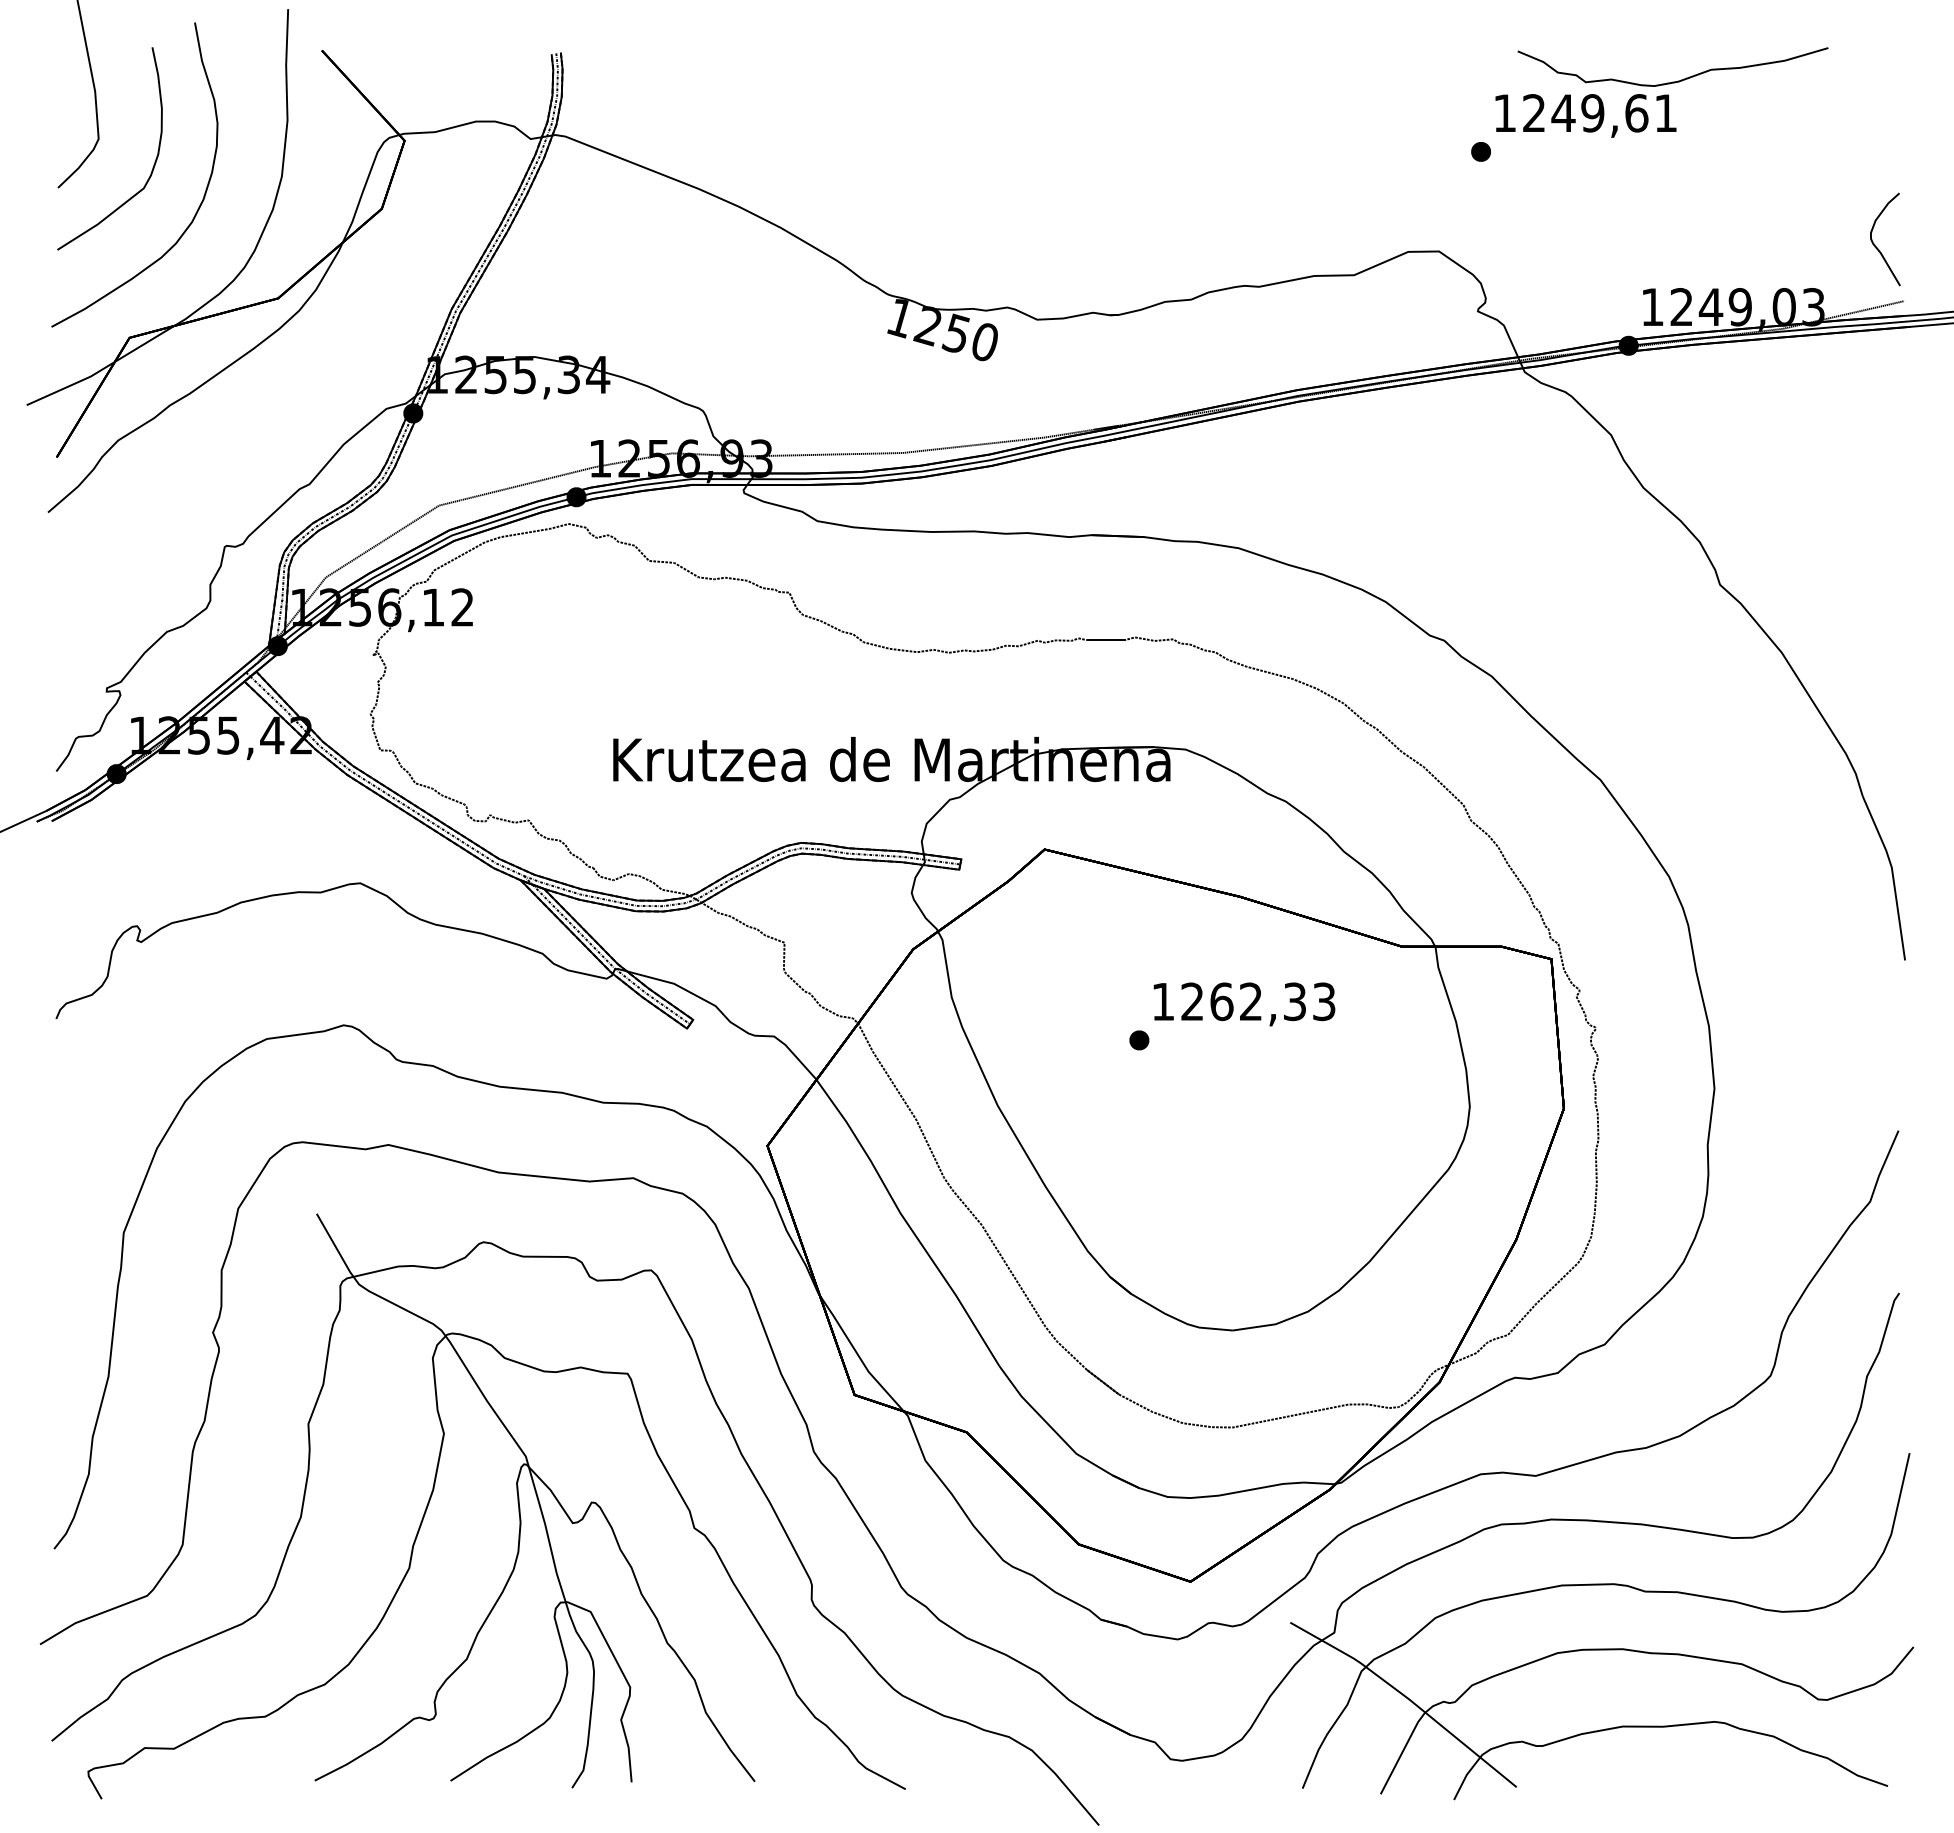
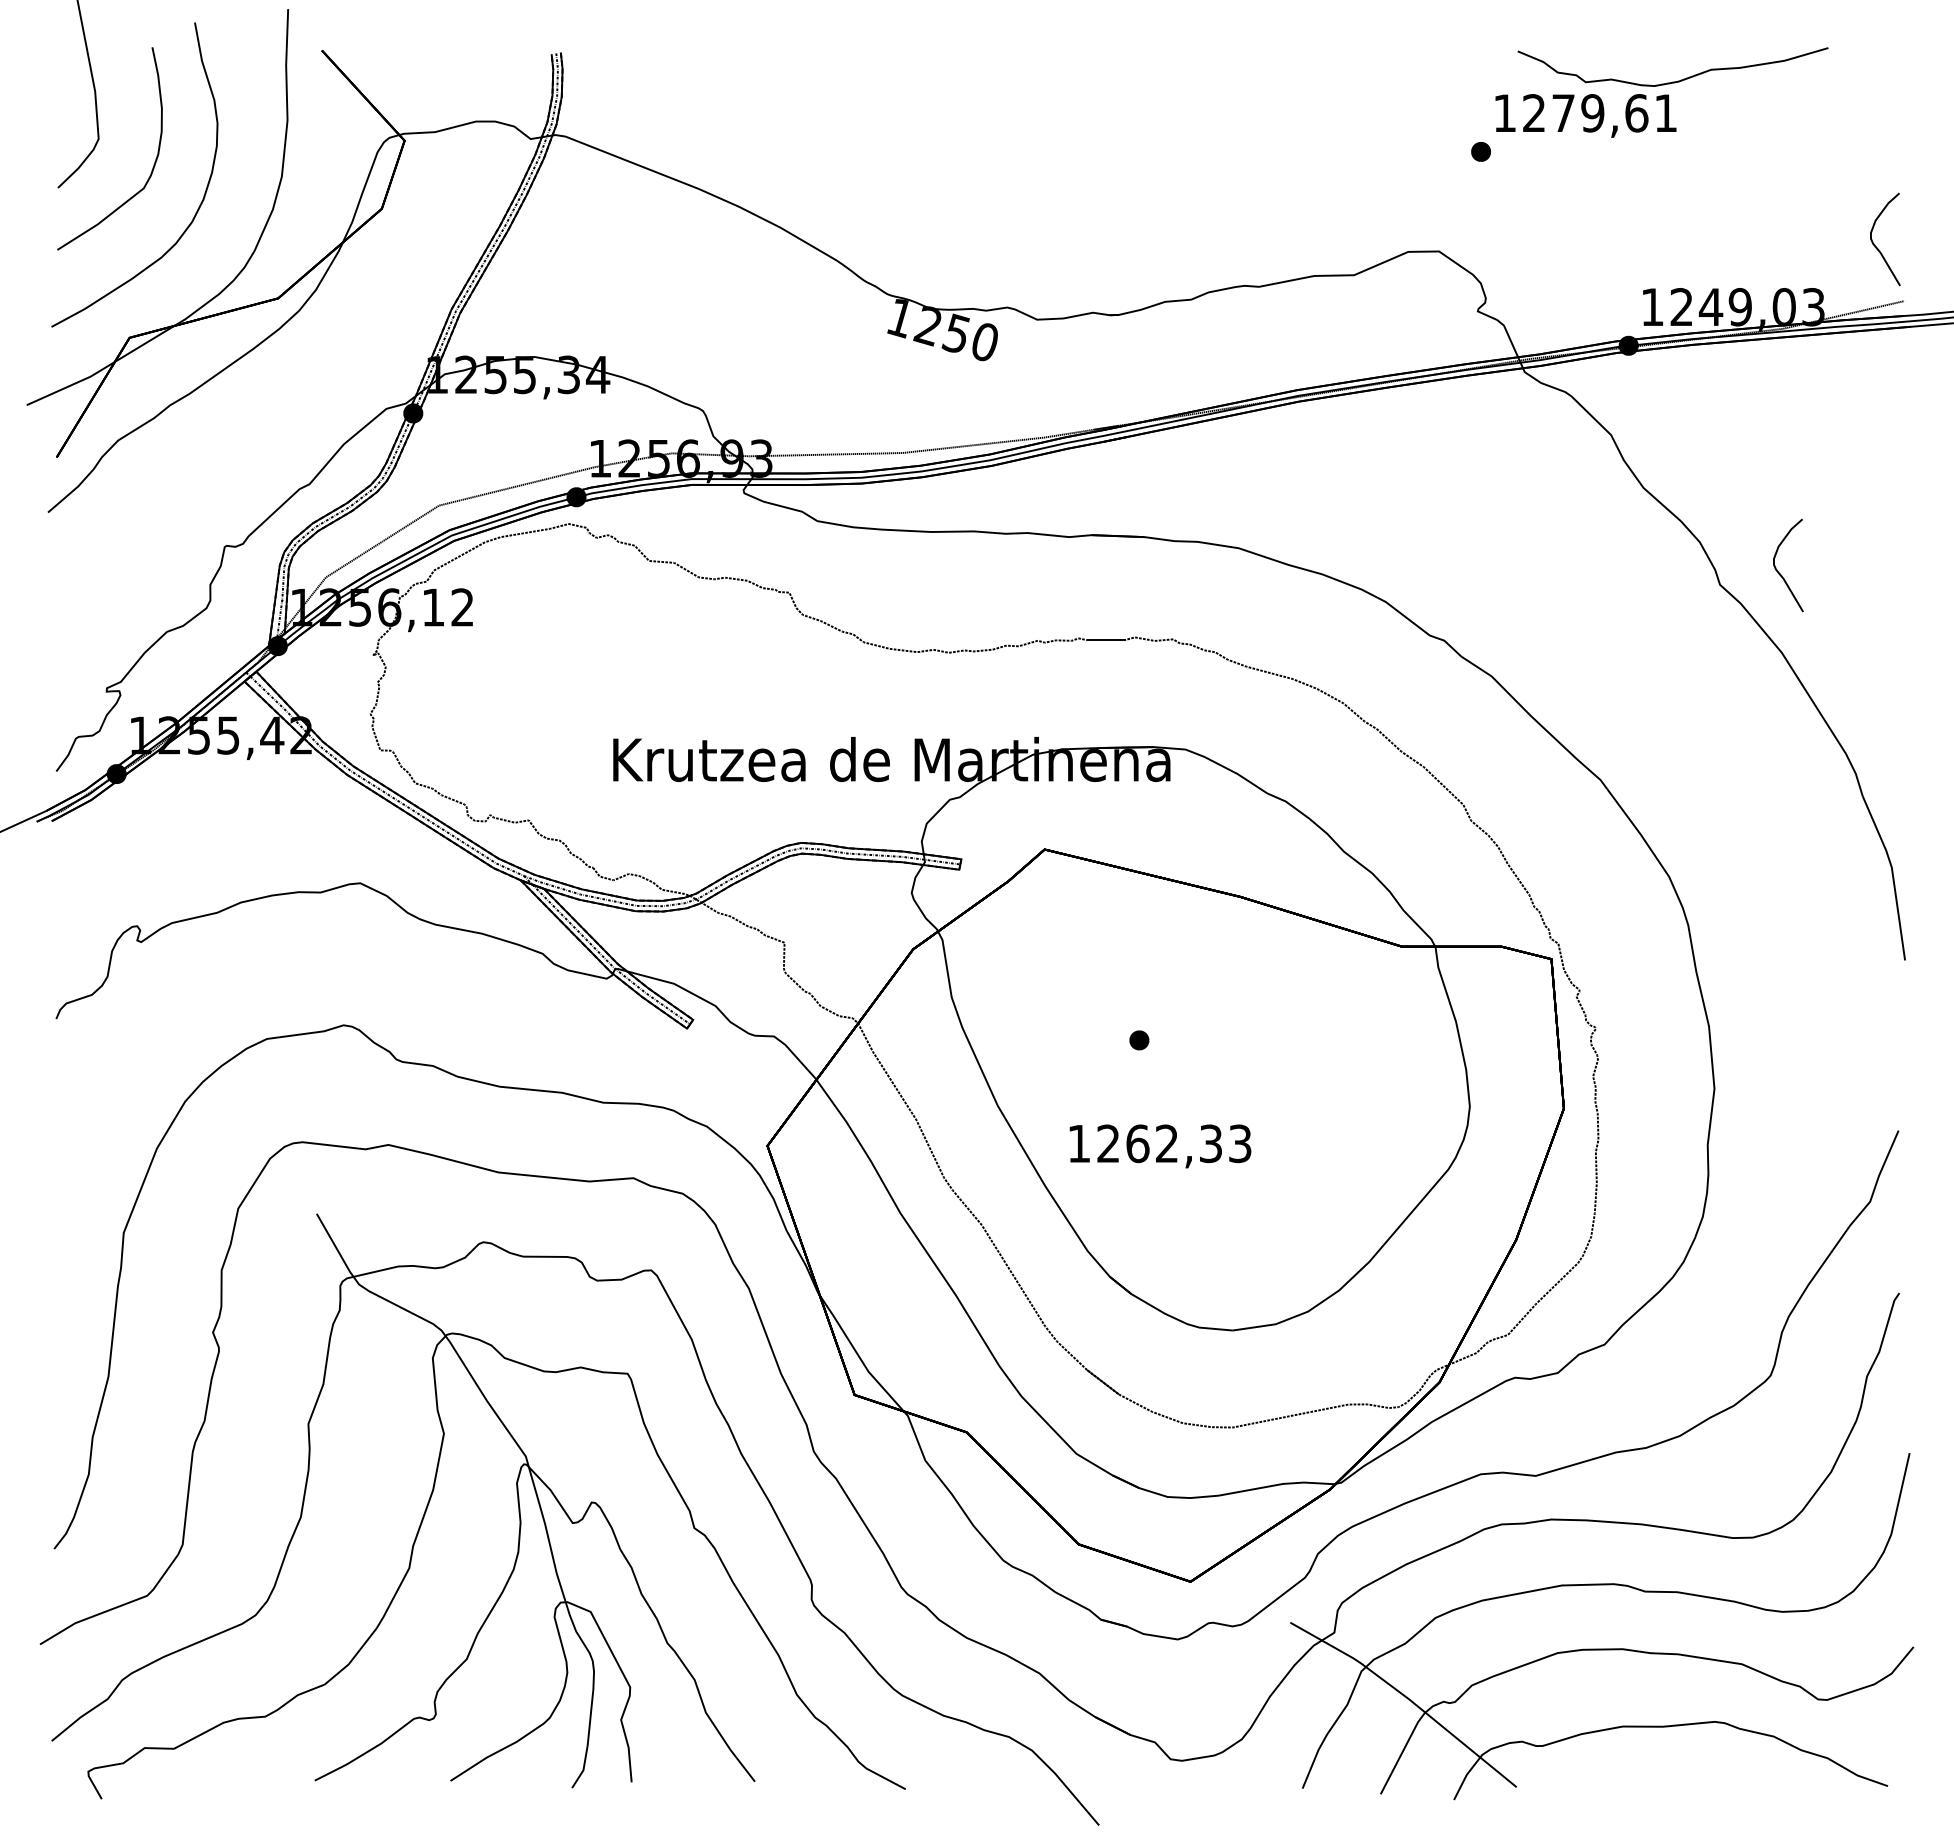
text: 1249,61 -> 1279,61 (1563, 112)
curve: none -> present (1780, 573)
text position: (1244, 1004) -> (1160, 1146) (1160, 1146)
